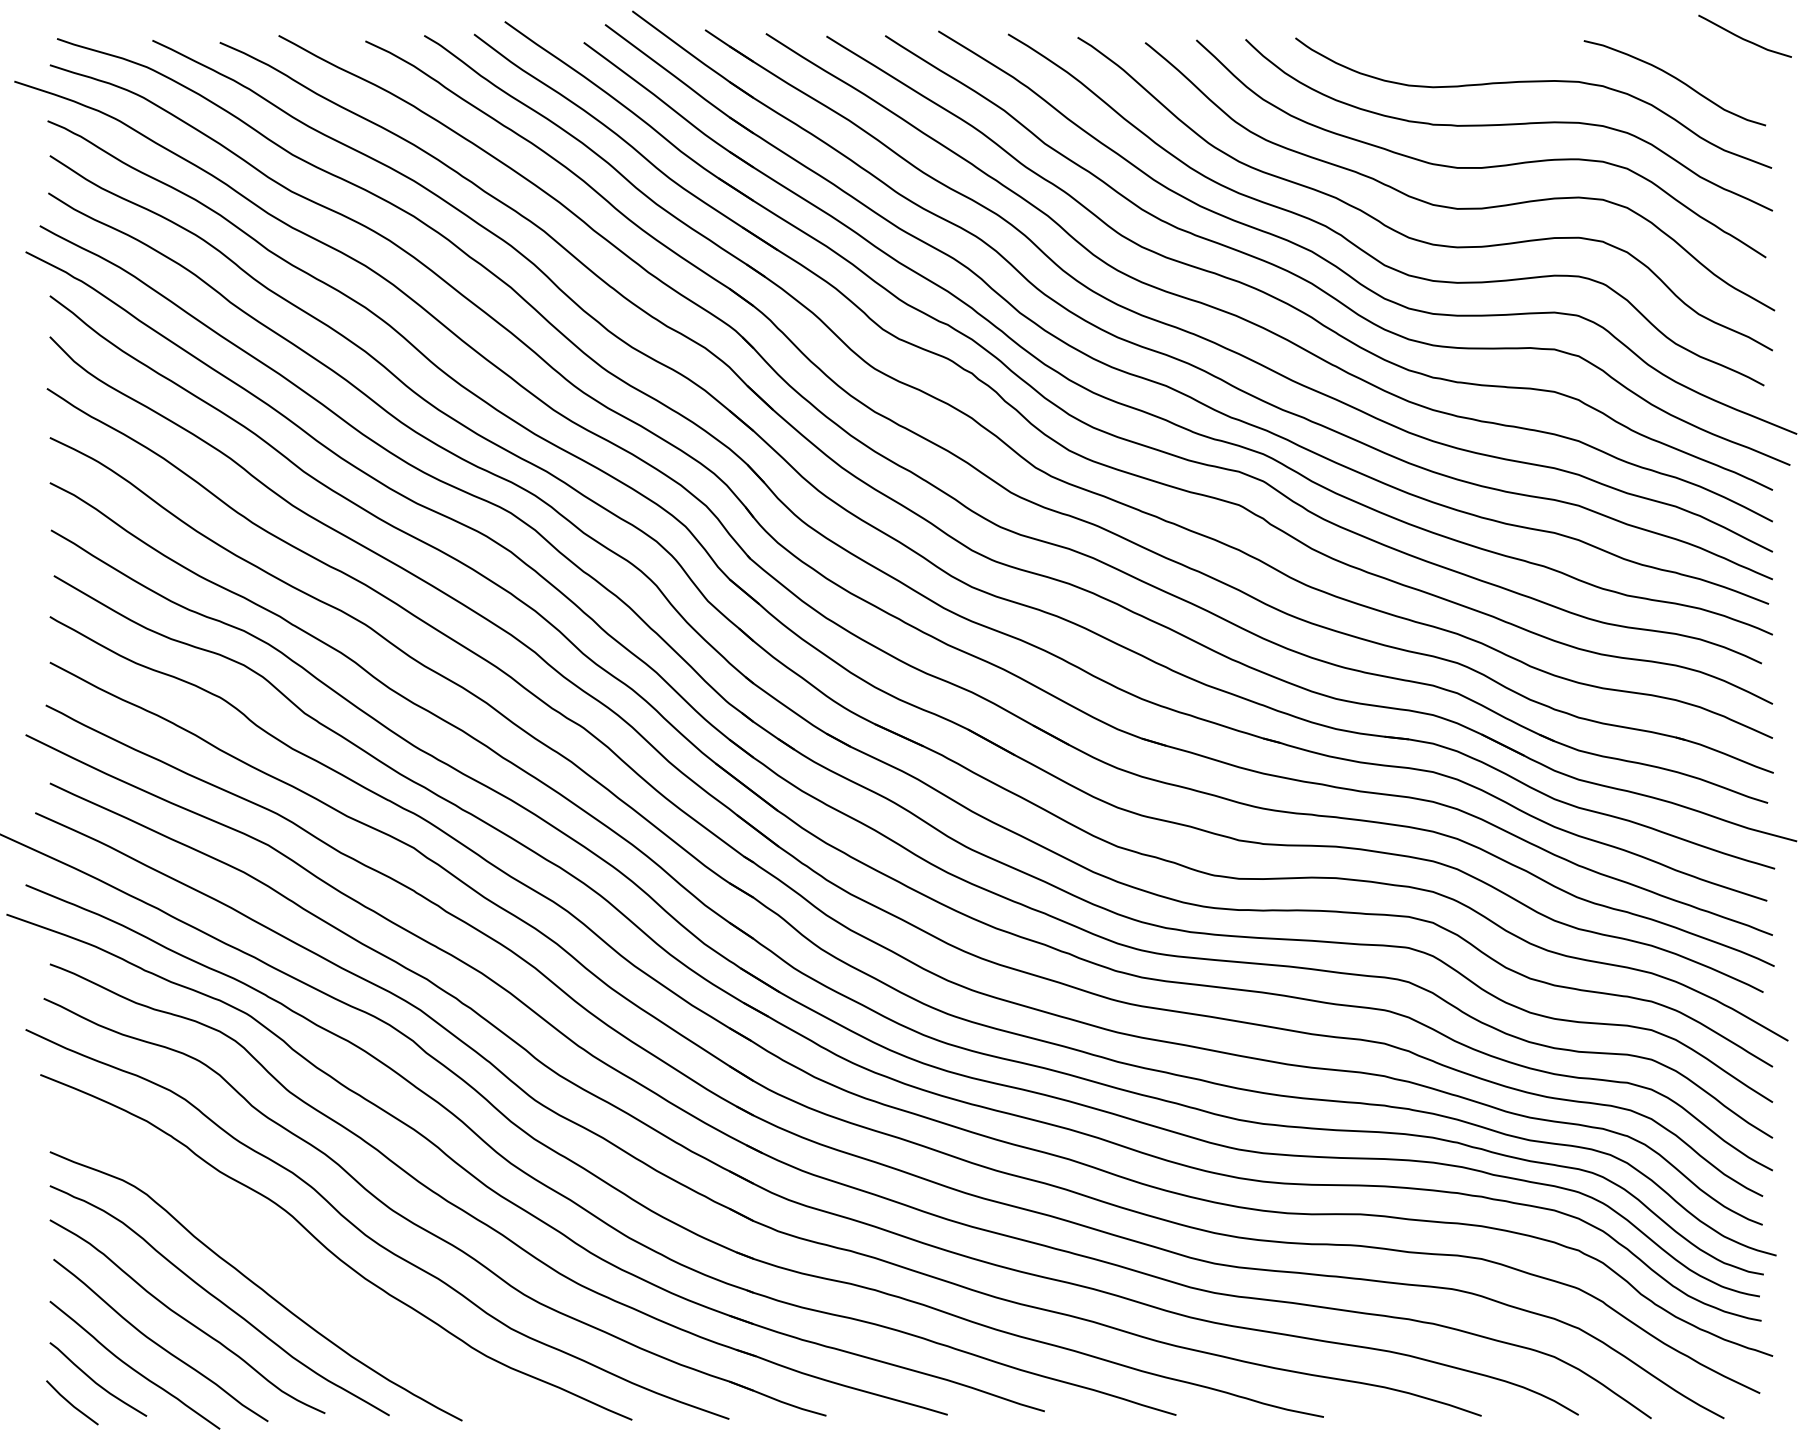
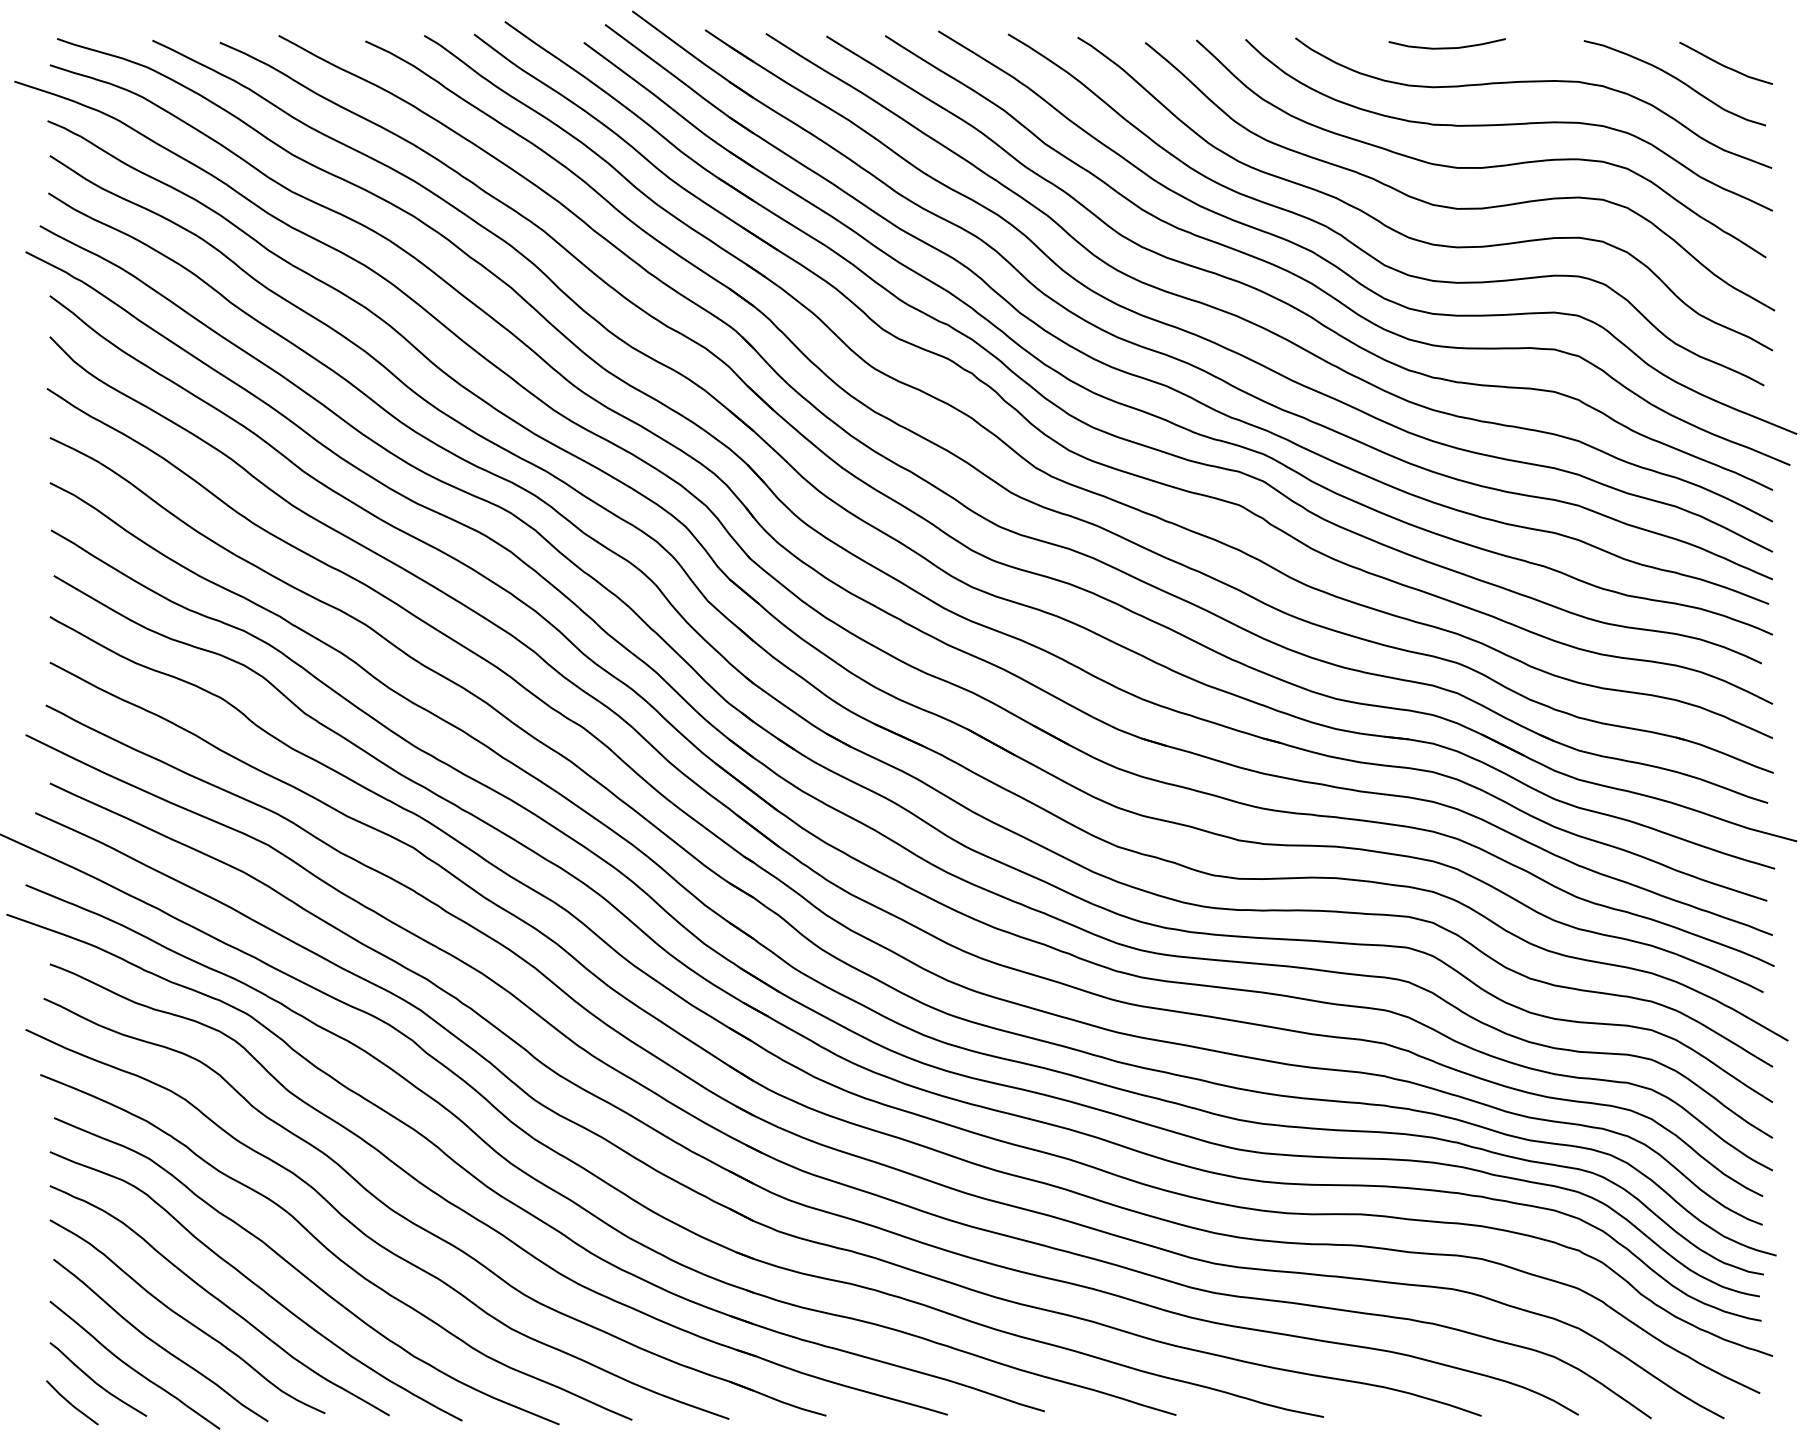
curve position: (1742, 37) -> (1723, 64) (1723, 64)
curve: none -> present (1446, 47)
curve: none -> present (303, 1273)
